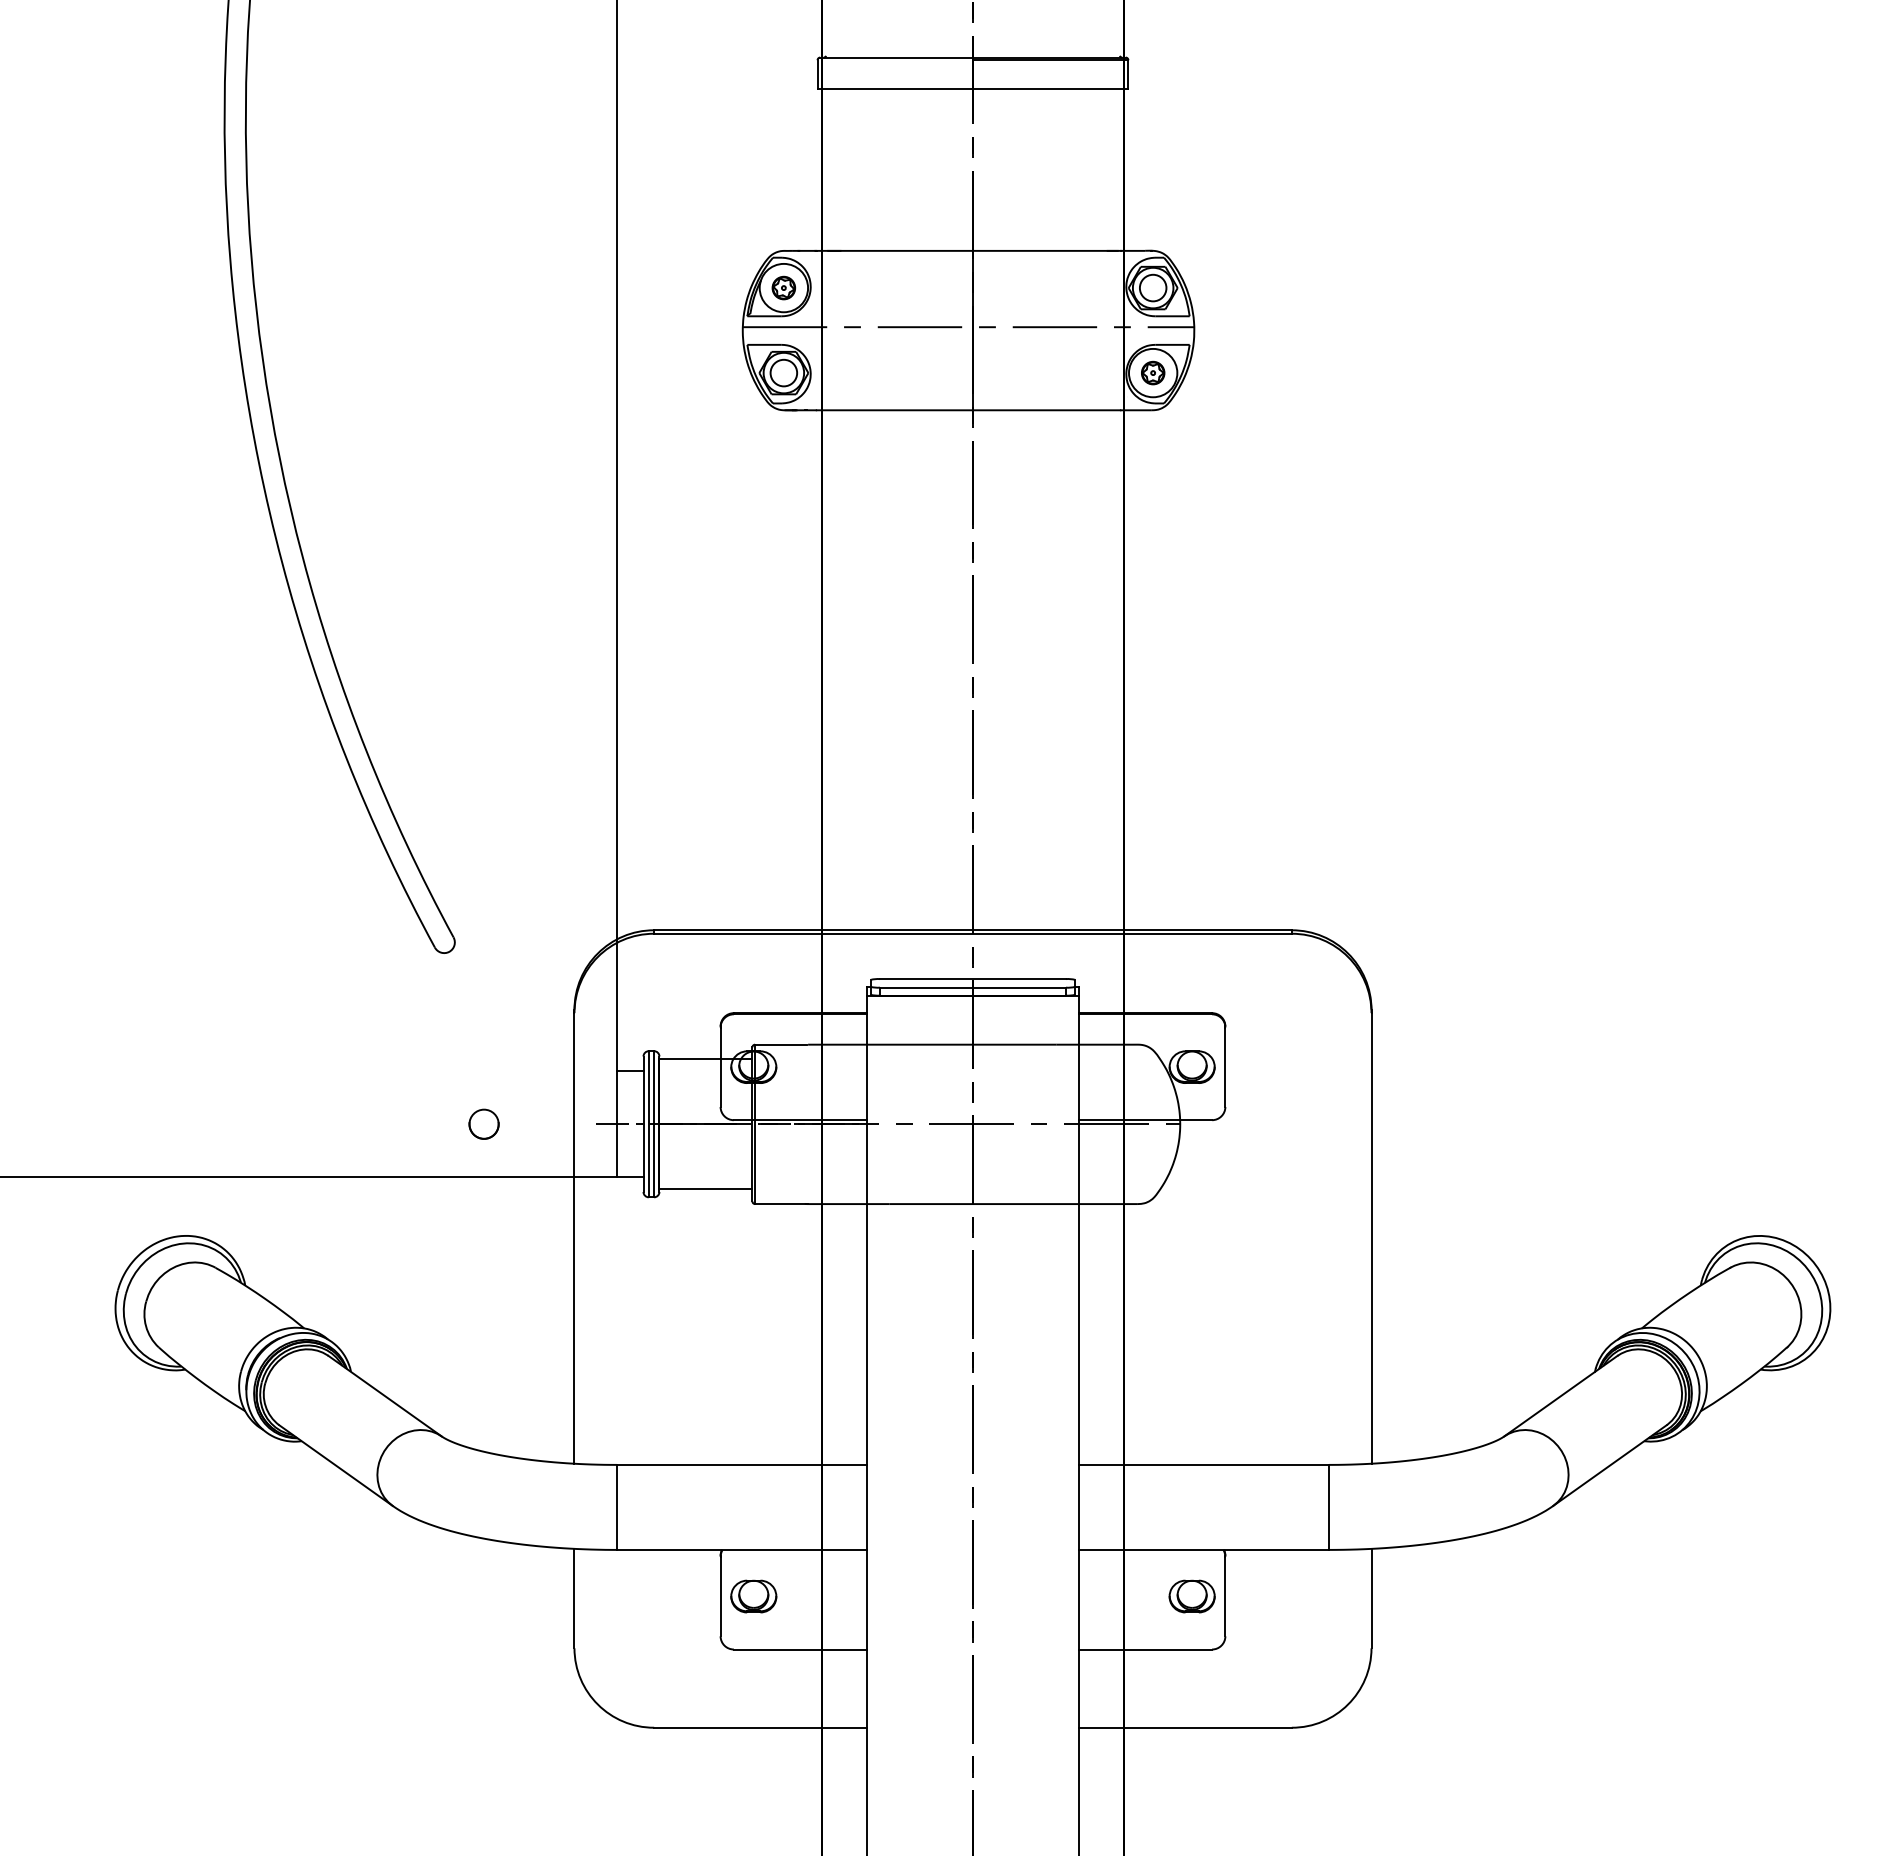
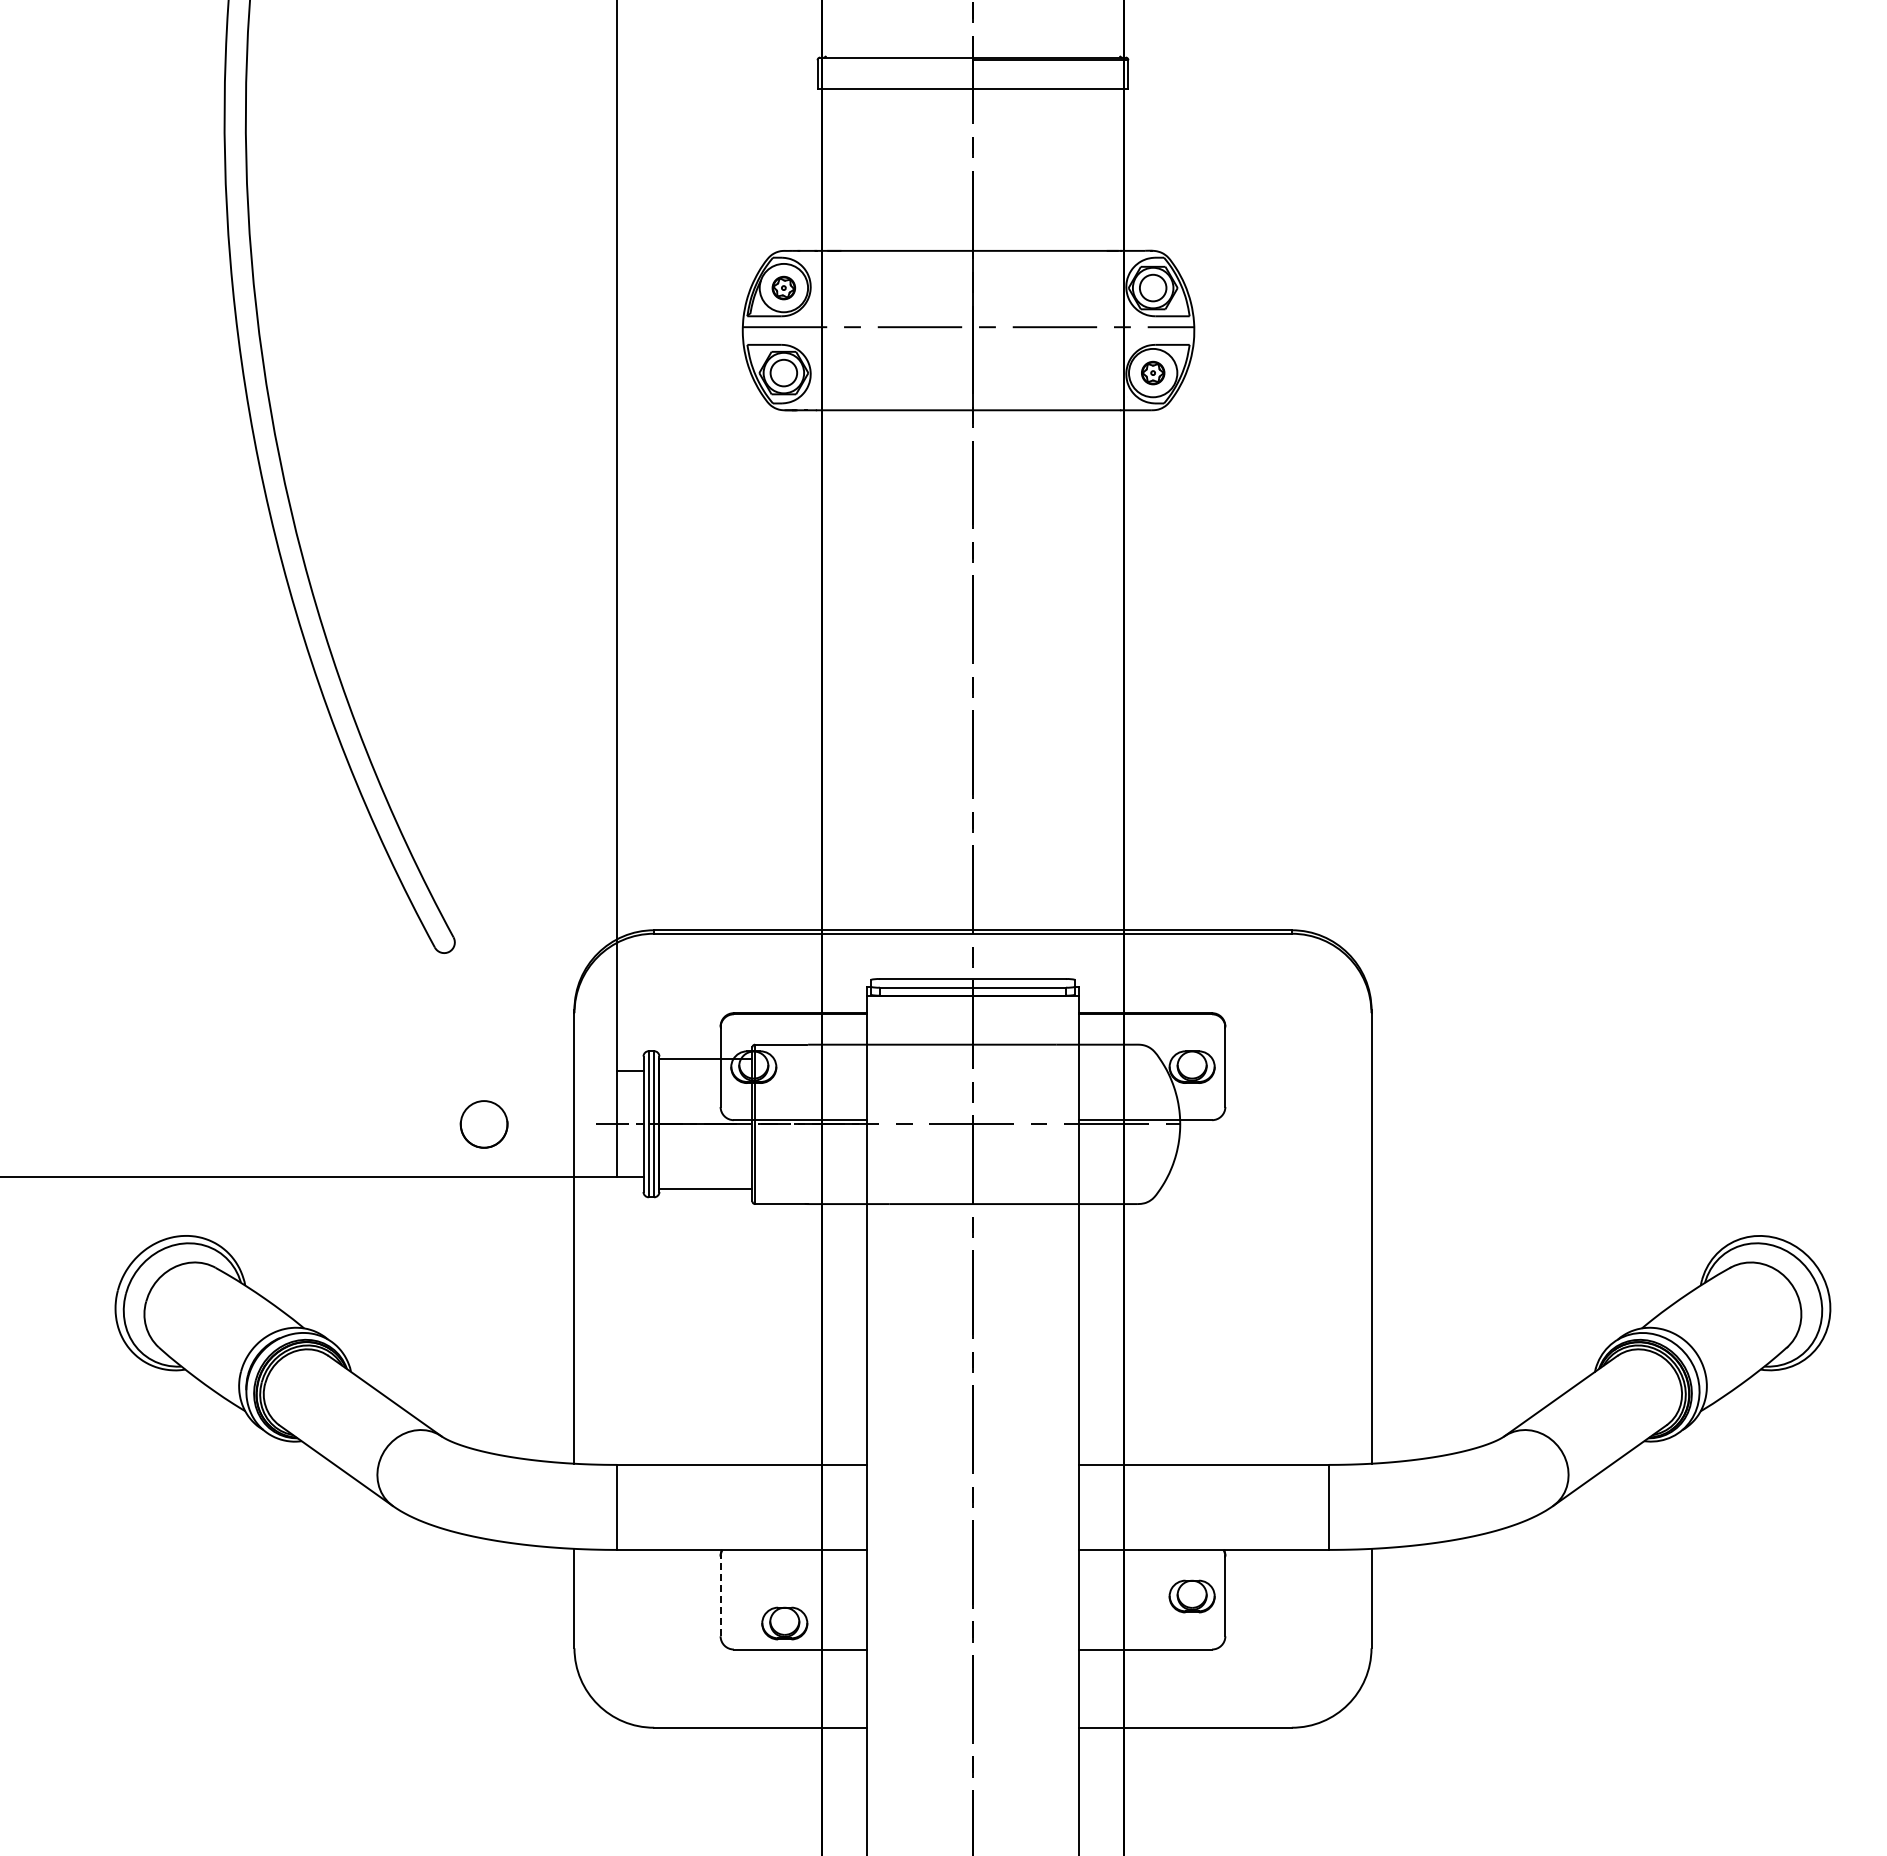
circle size: 32x32 px -> 50x49 px (483, 1124)
line: solid -> dashed (720, 1596)
part position: (753, 1596) -> (784, 1623) (784, 1623)
